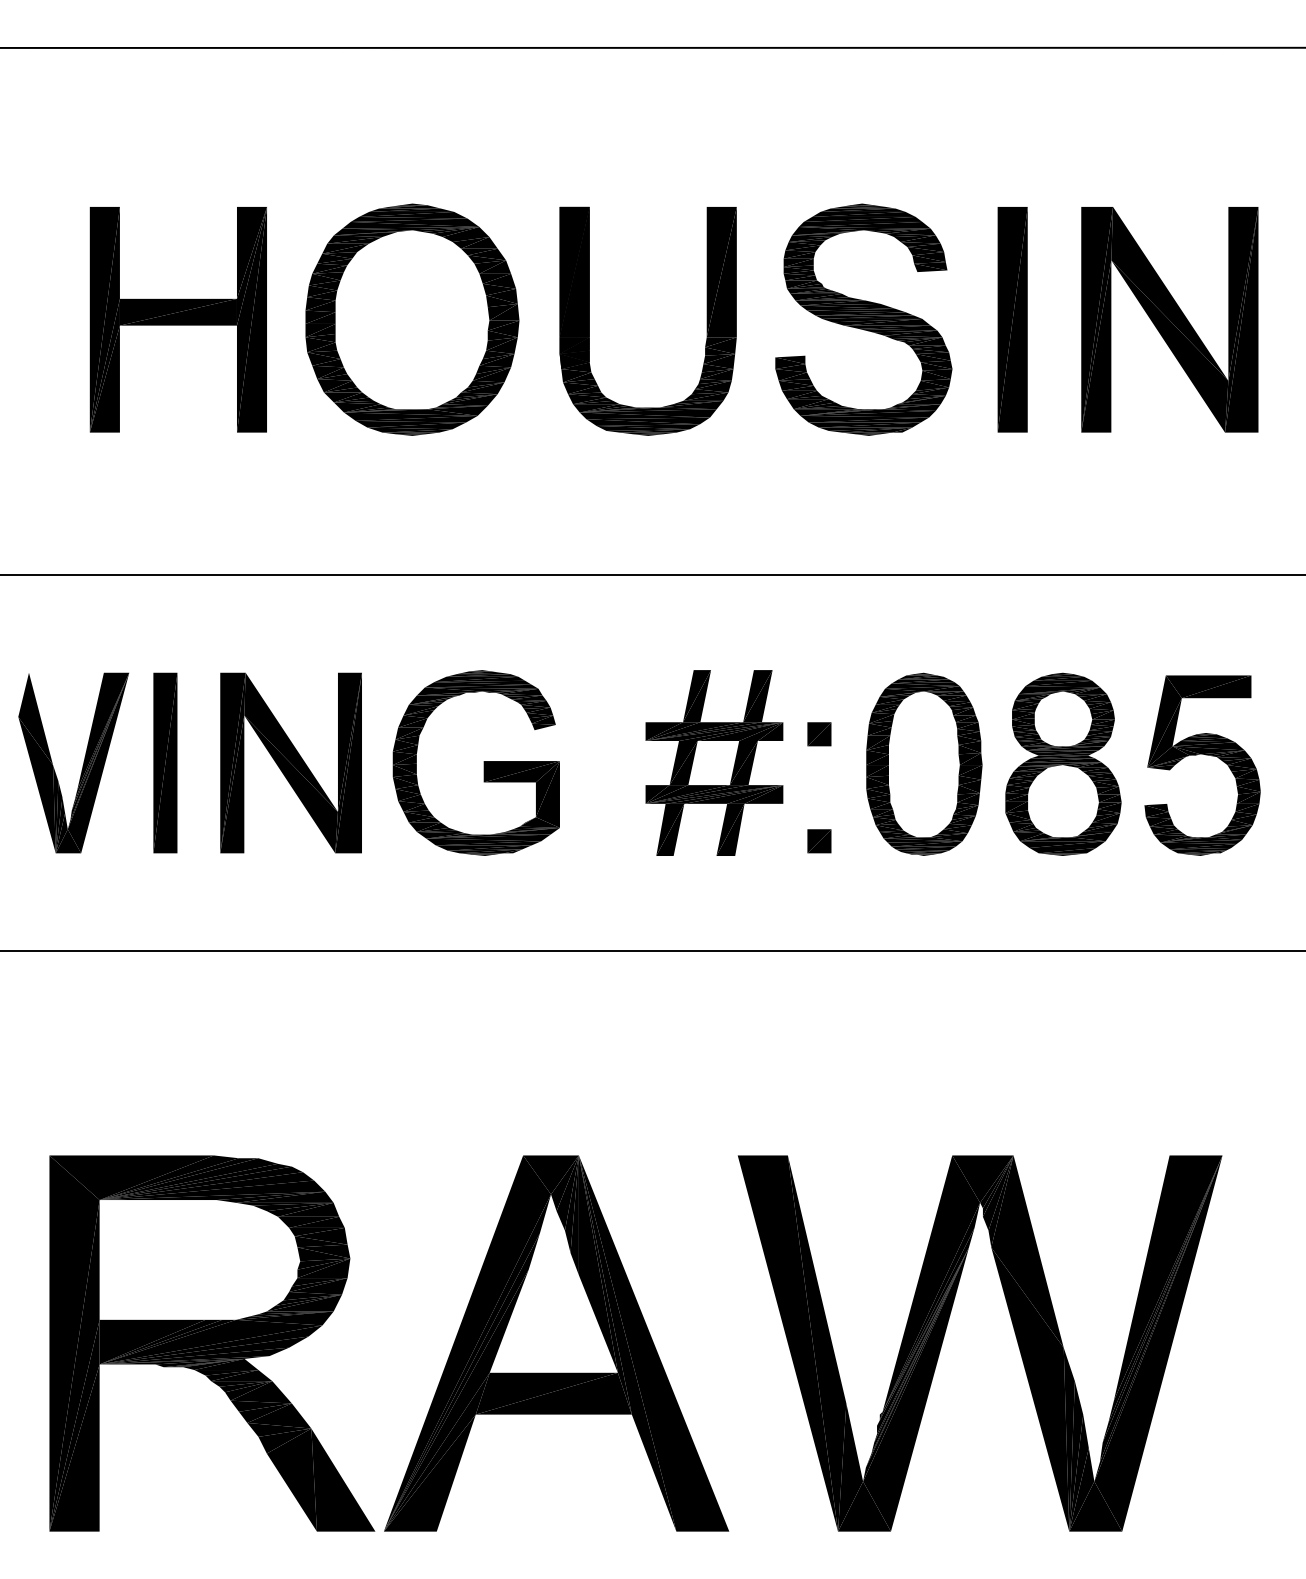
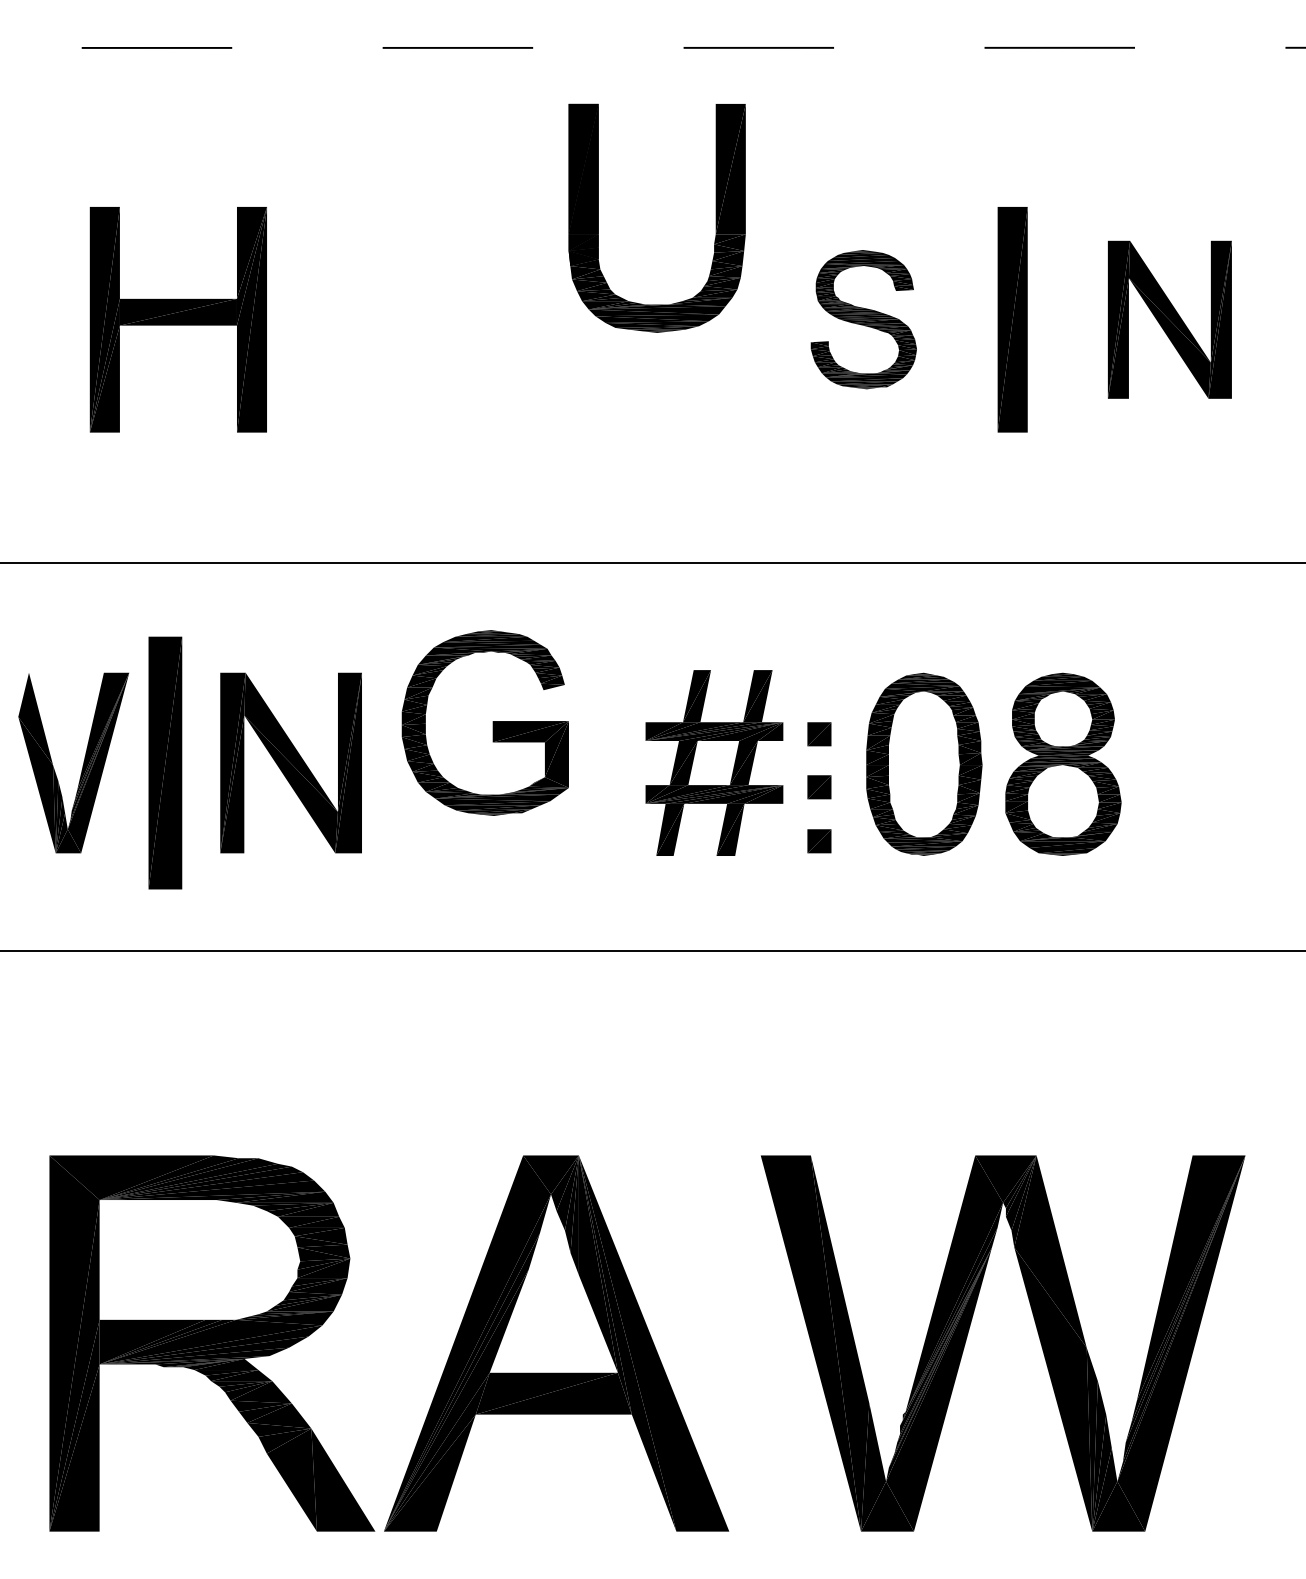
line: solid -> dashed (653, 47)
part: present -> none (412, 319)
part size: 178x233 px -> 107x140 px (863, 319)
part size: 178x226 px -> 124x159 px (1169, 319)
part position: (589, 320) -> (598, 217) (598, 217)
line position: (652, 575) -> (652, 563) (652, 563)
part: present -> none (1205, 755)
part size: 25x182 px -> 35x254 px (165, 762)
part position: (483, 762) -> (492, 722) (492, 722)
part: none -> present (819, 787)
part position: (1015, 1336) -> (1038, 1336) (1038, 1336)
